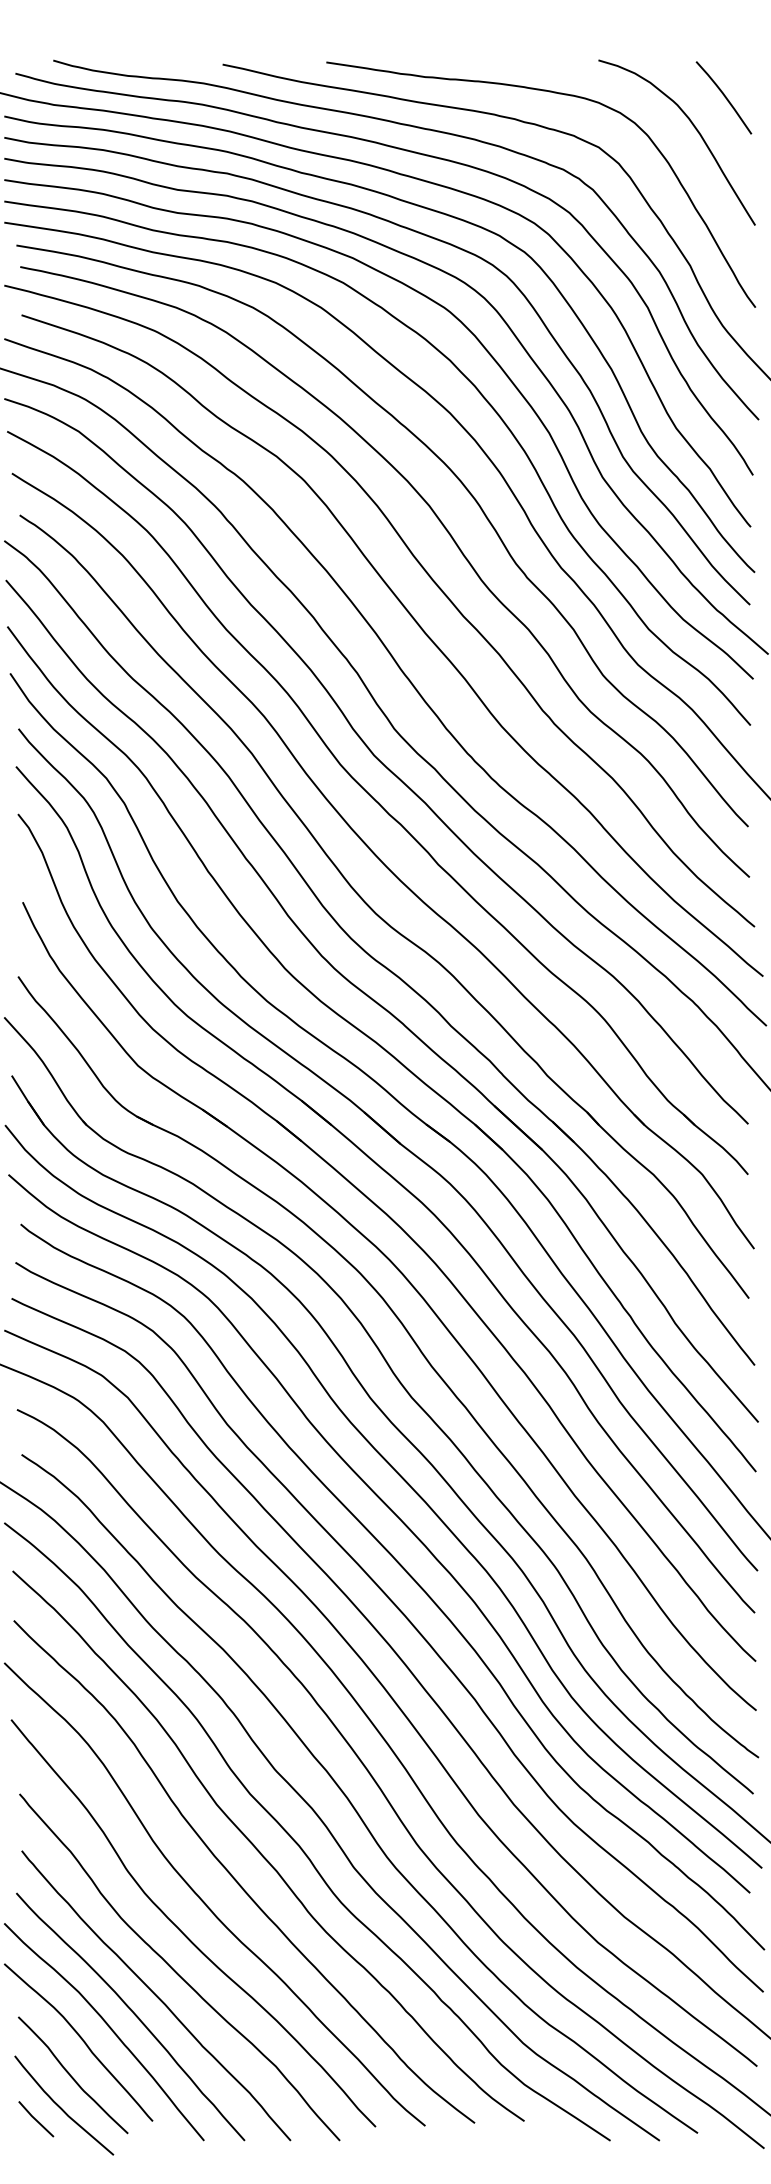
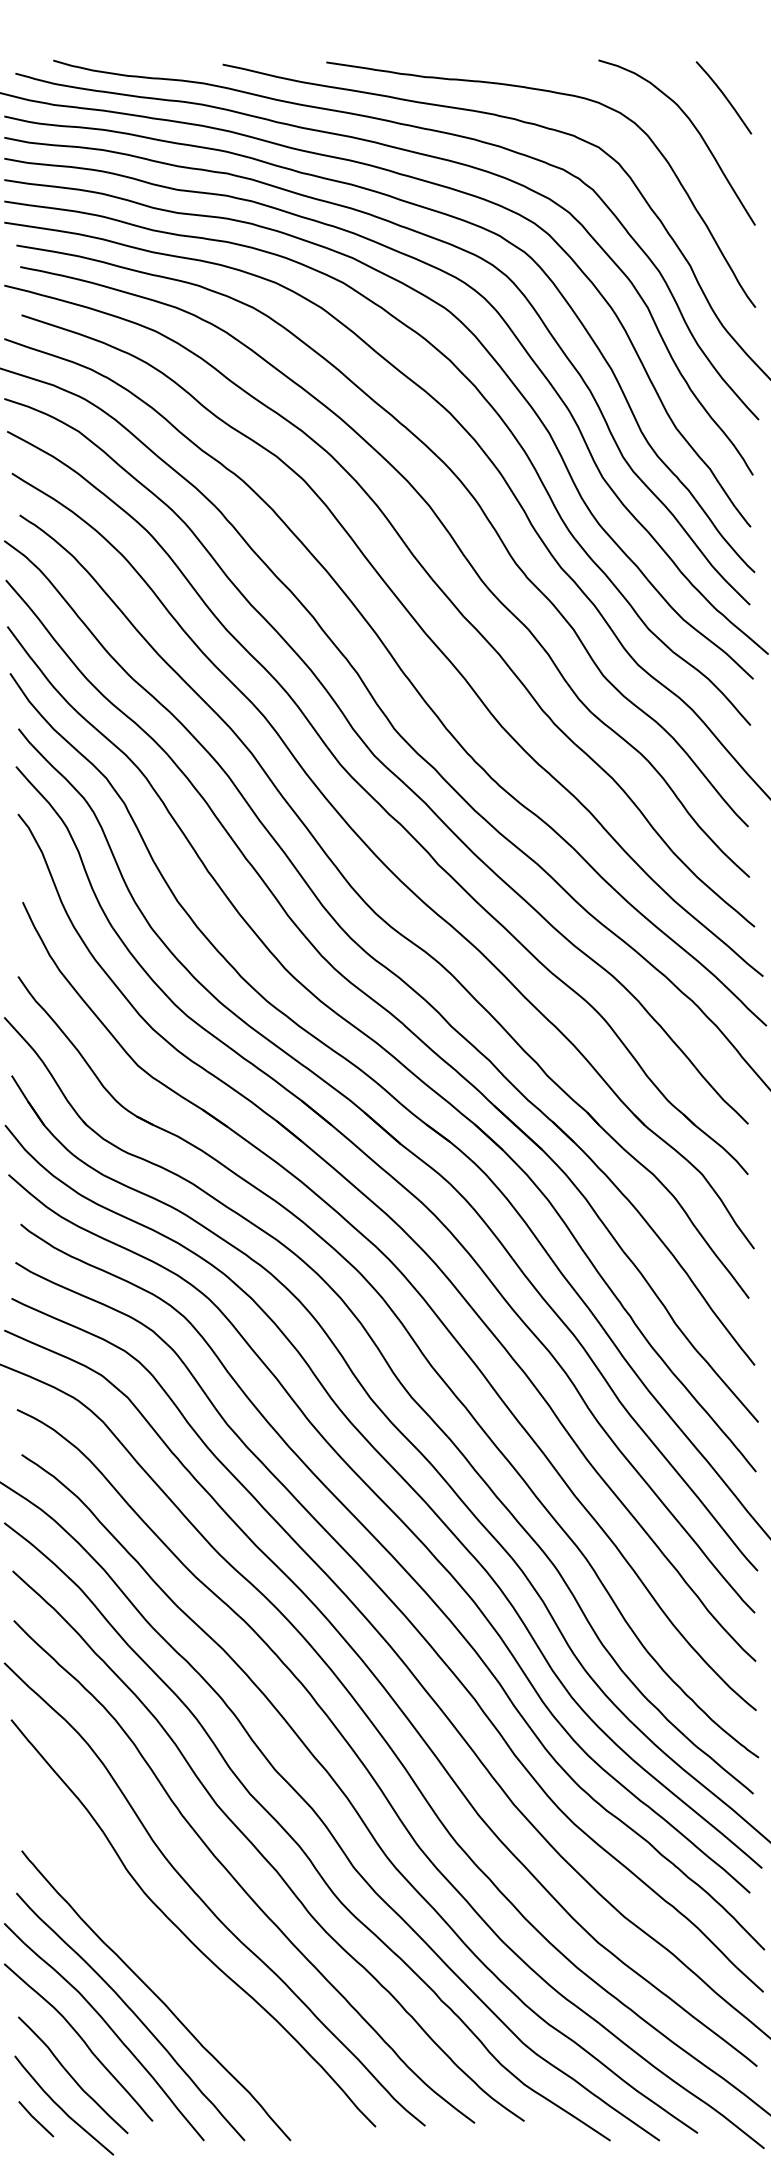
curve: present -> none (175, 1970)
